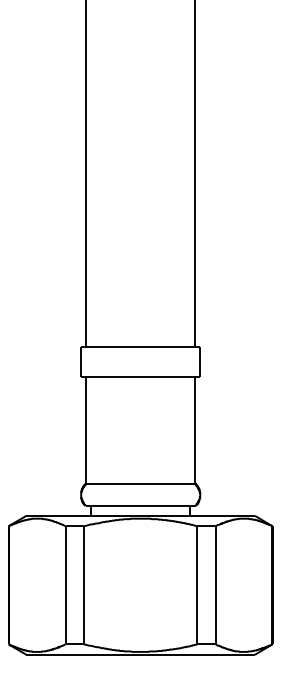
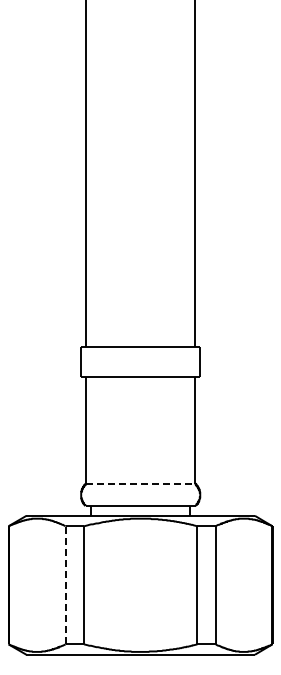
line: solid -> dashed (140, 483)
line: solid -> dashed (65, 584)
